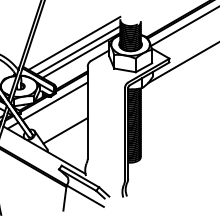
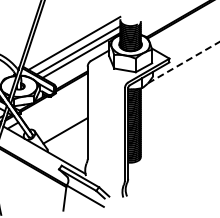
line: present -> none (183, 27)
line: solid -> dashed (183, 62)
line: present -> none (54, 101)
